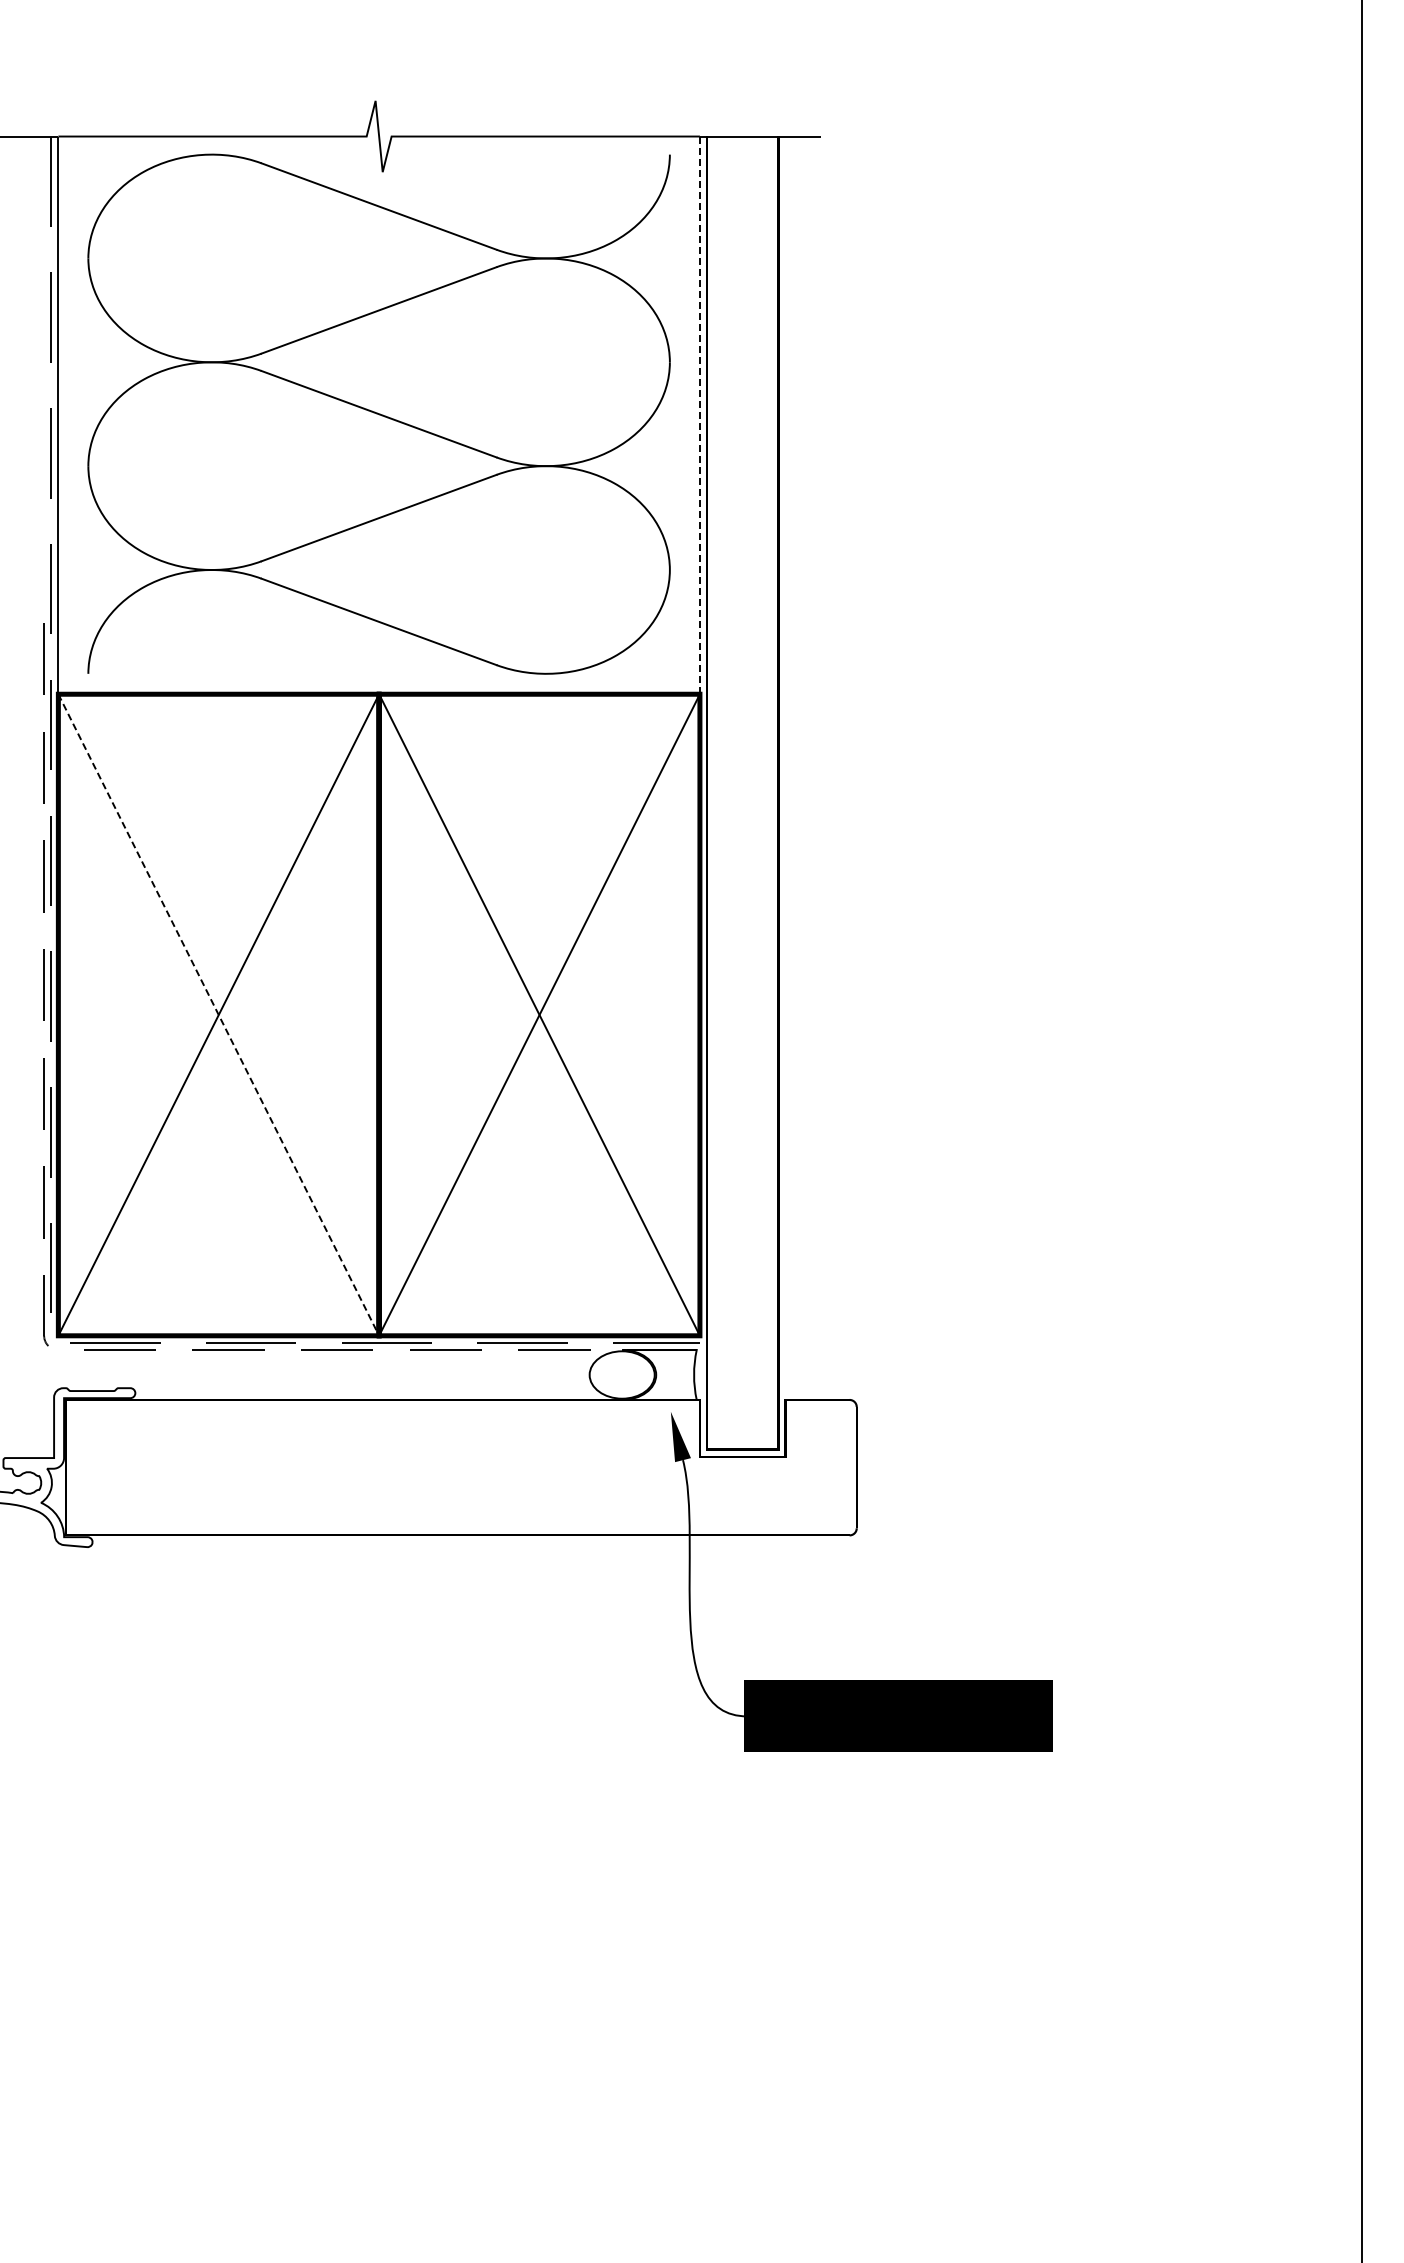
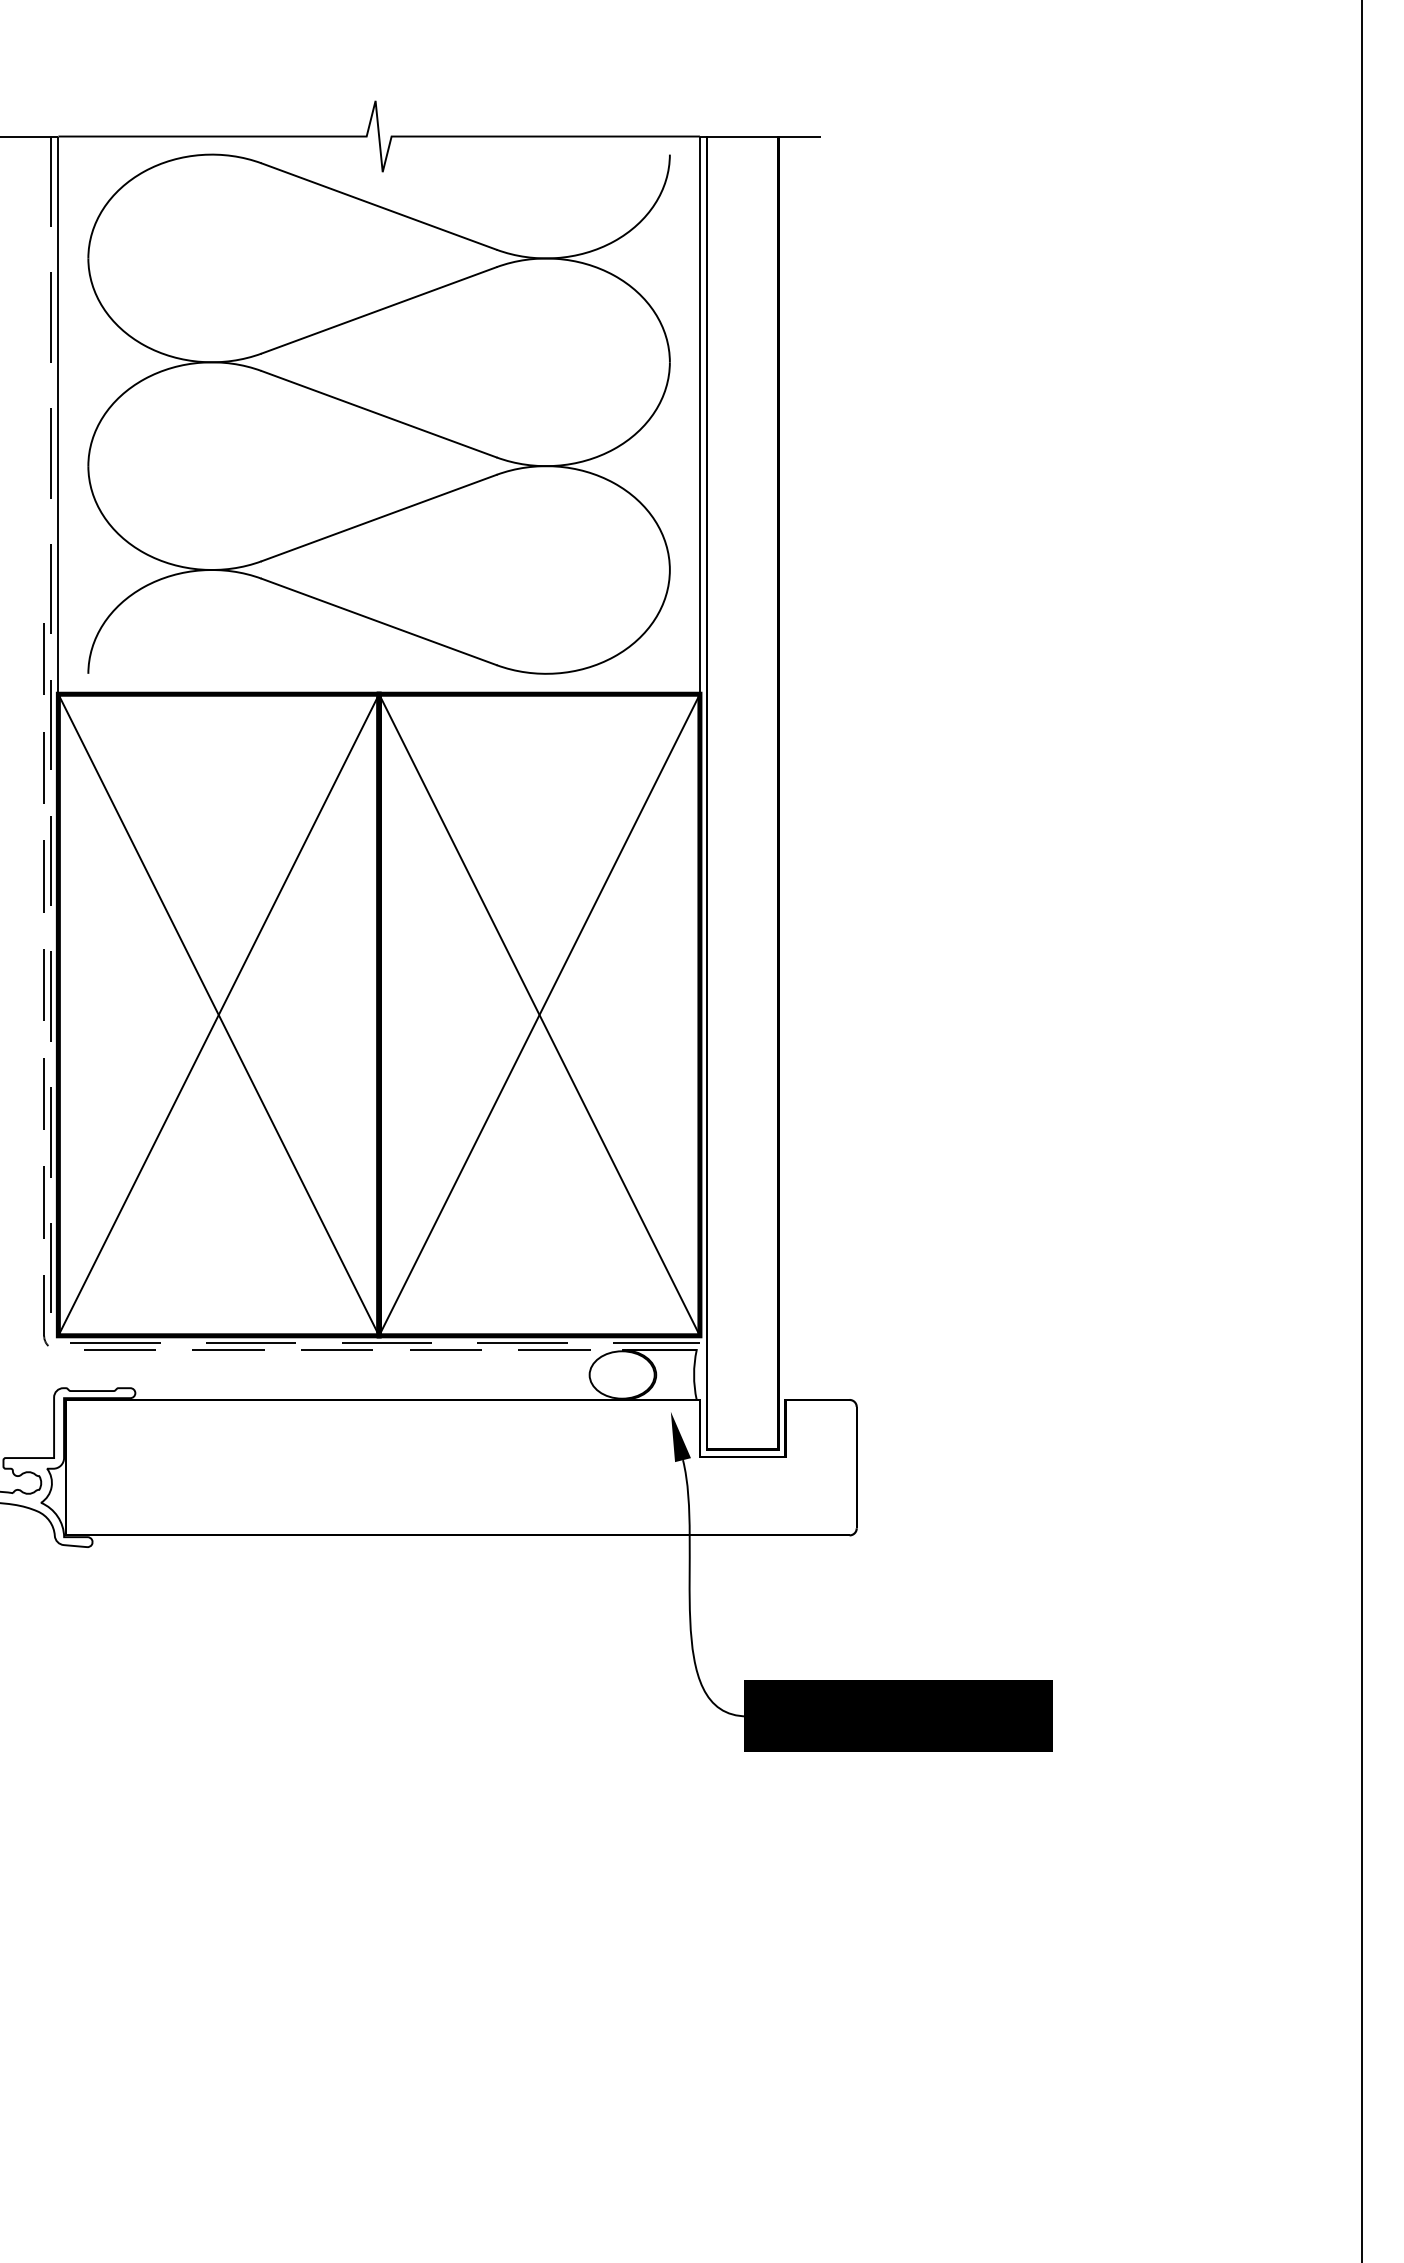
line: dashed -> solid (699, 415)
line: dashed -> solid (218, 1015)
